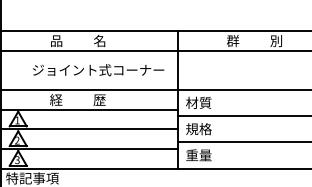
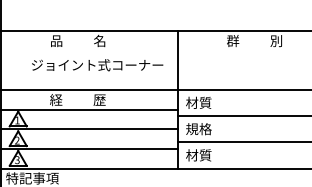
line: present -> none (155, 50)
text position: (98, 70) -> (97, 65) (97, 65)
text: 重量 -> 材質 (198, 155)
